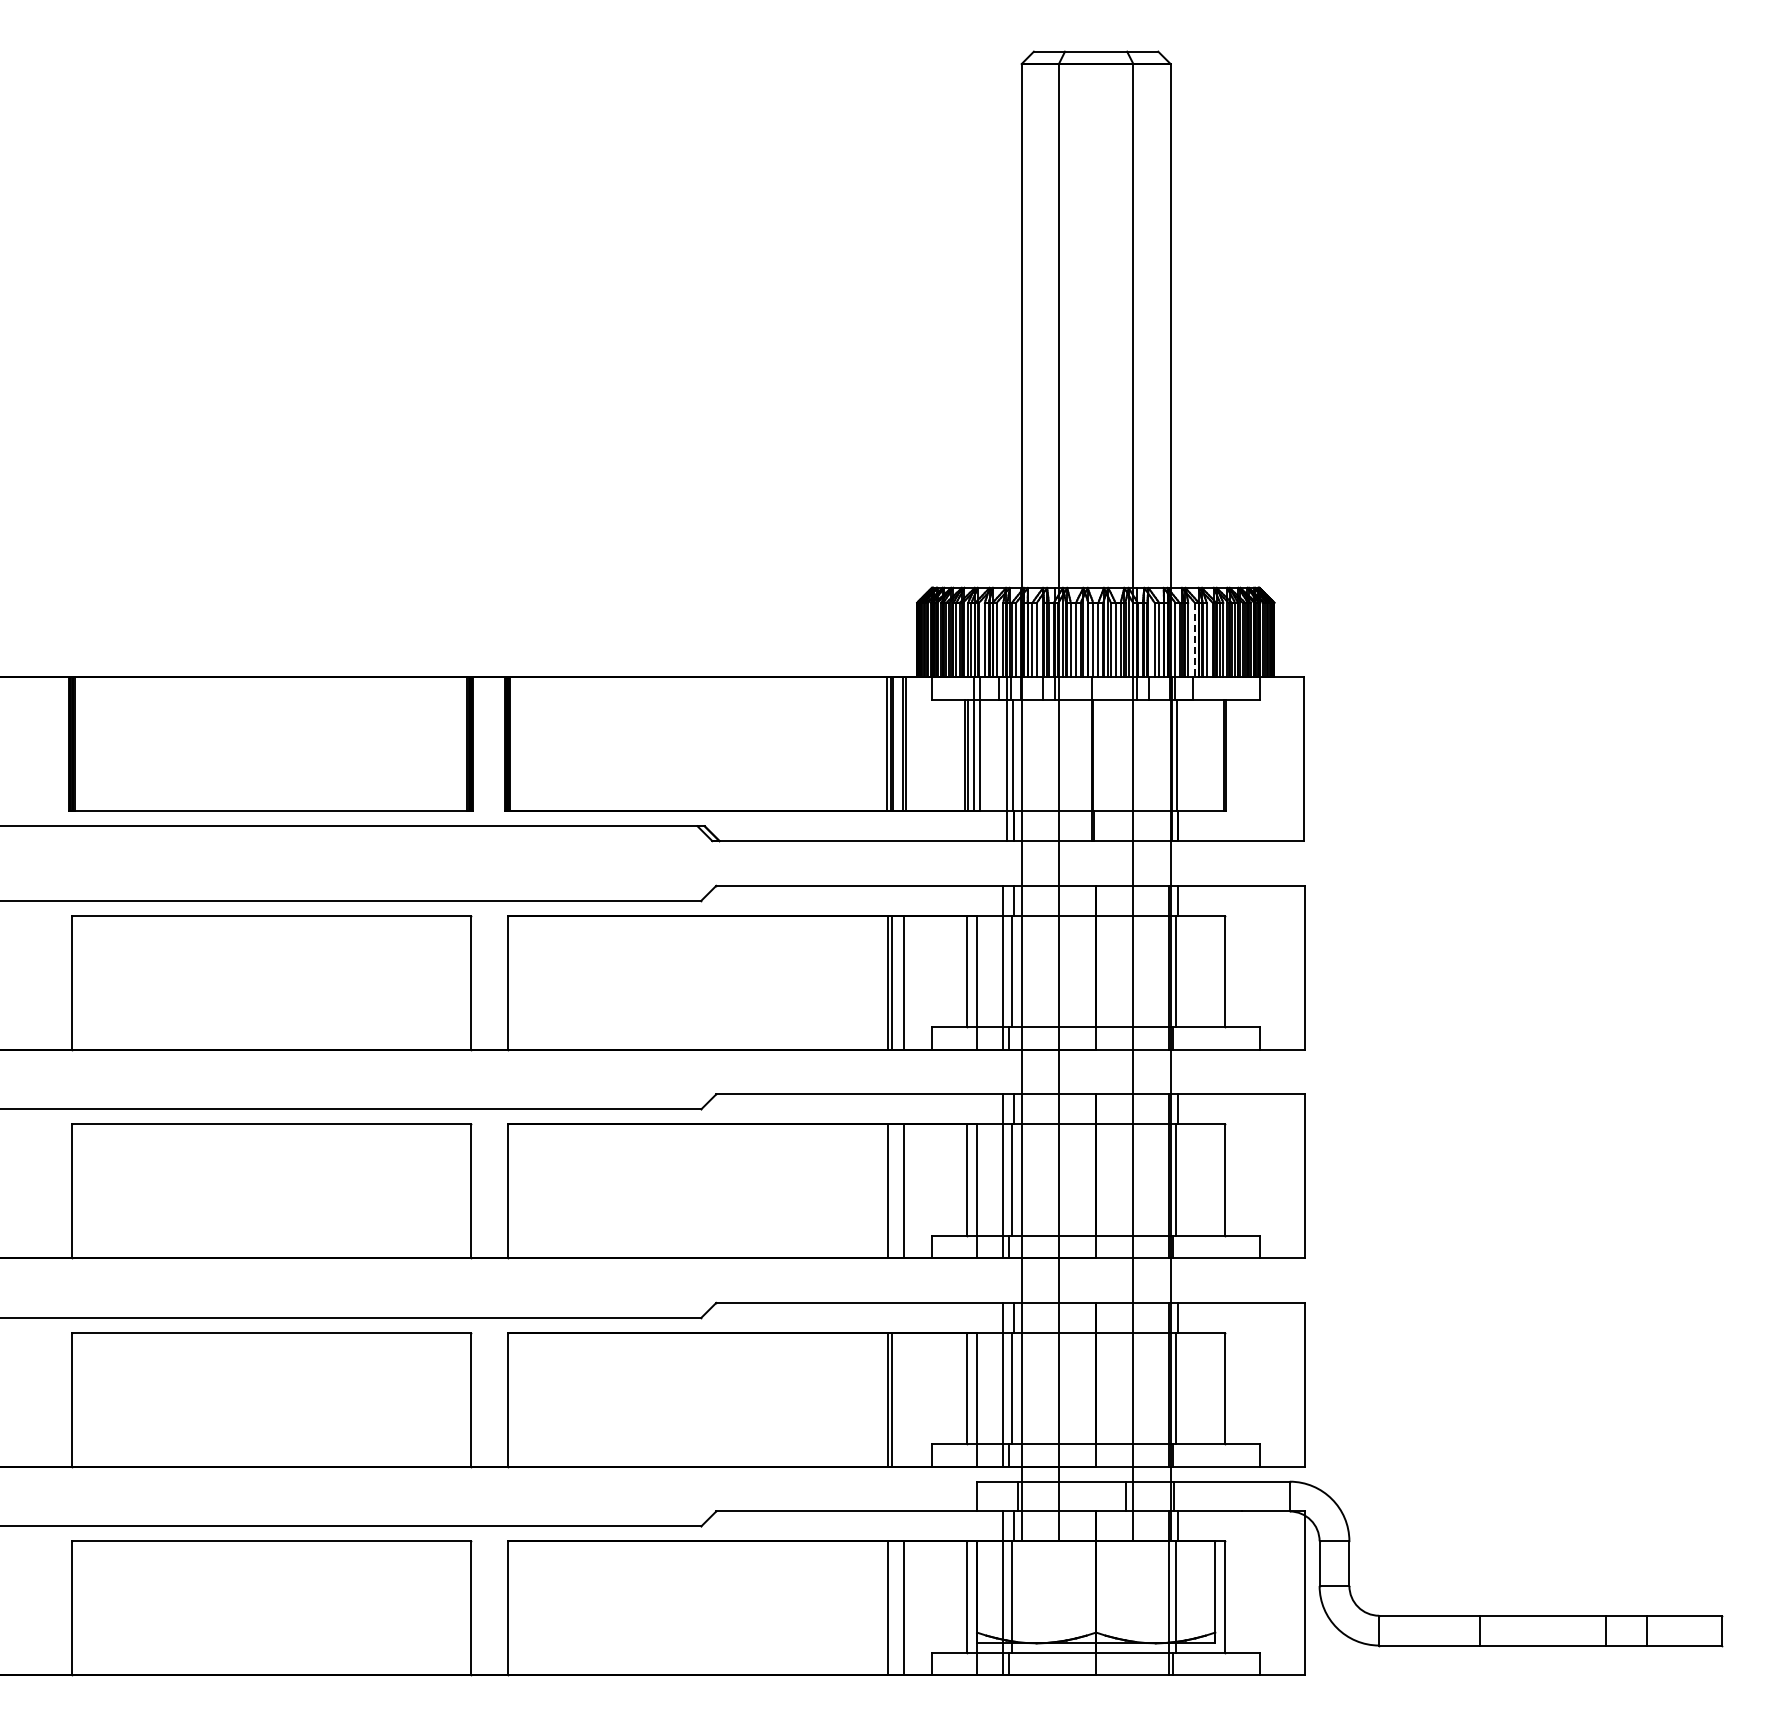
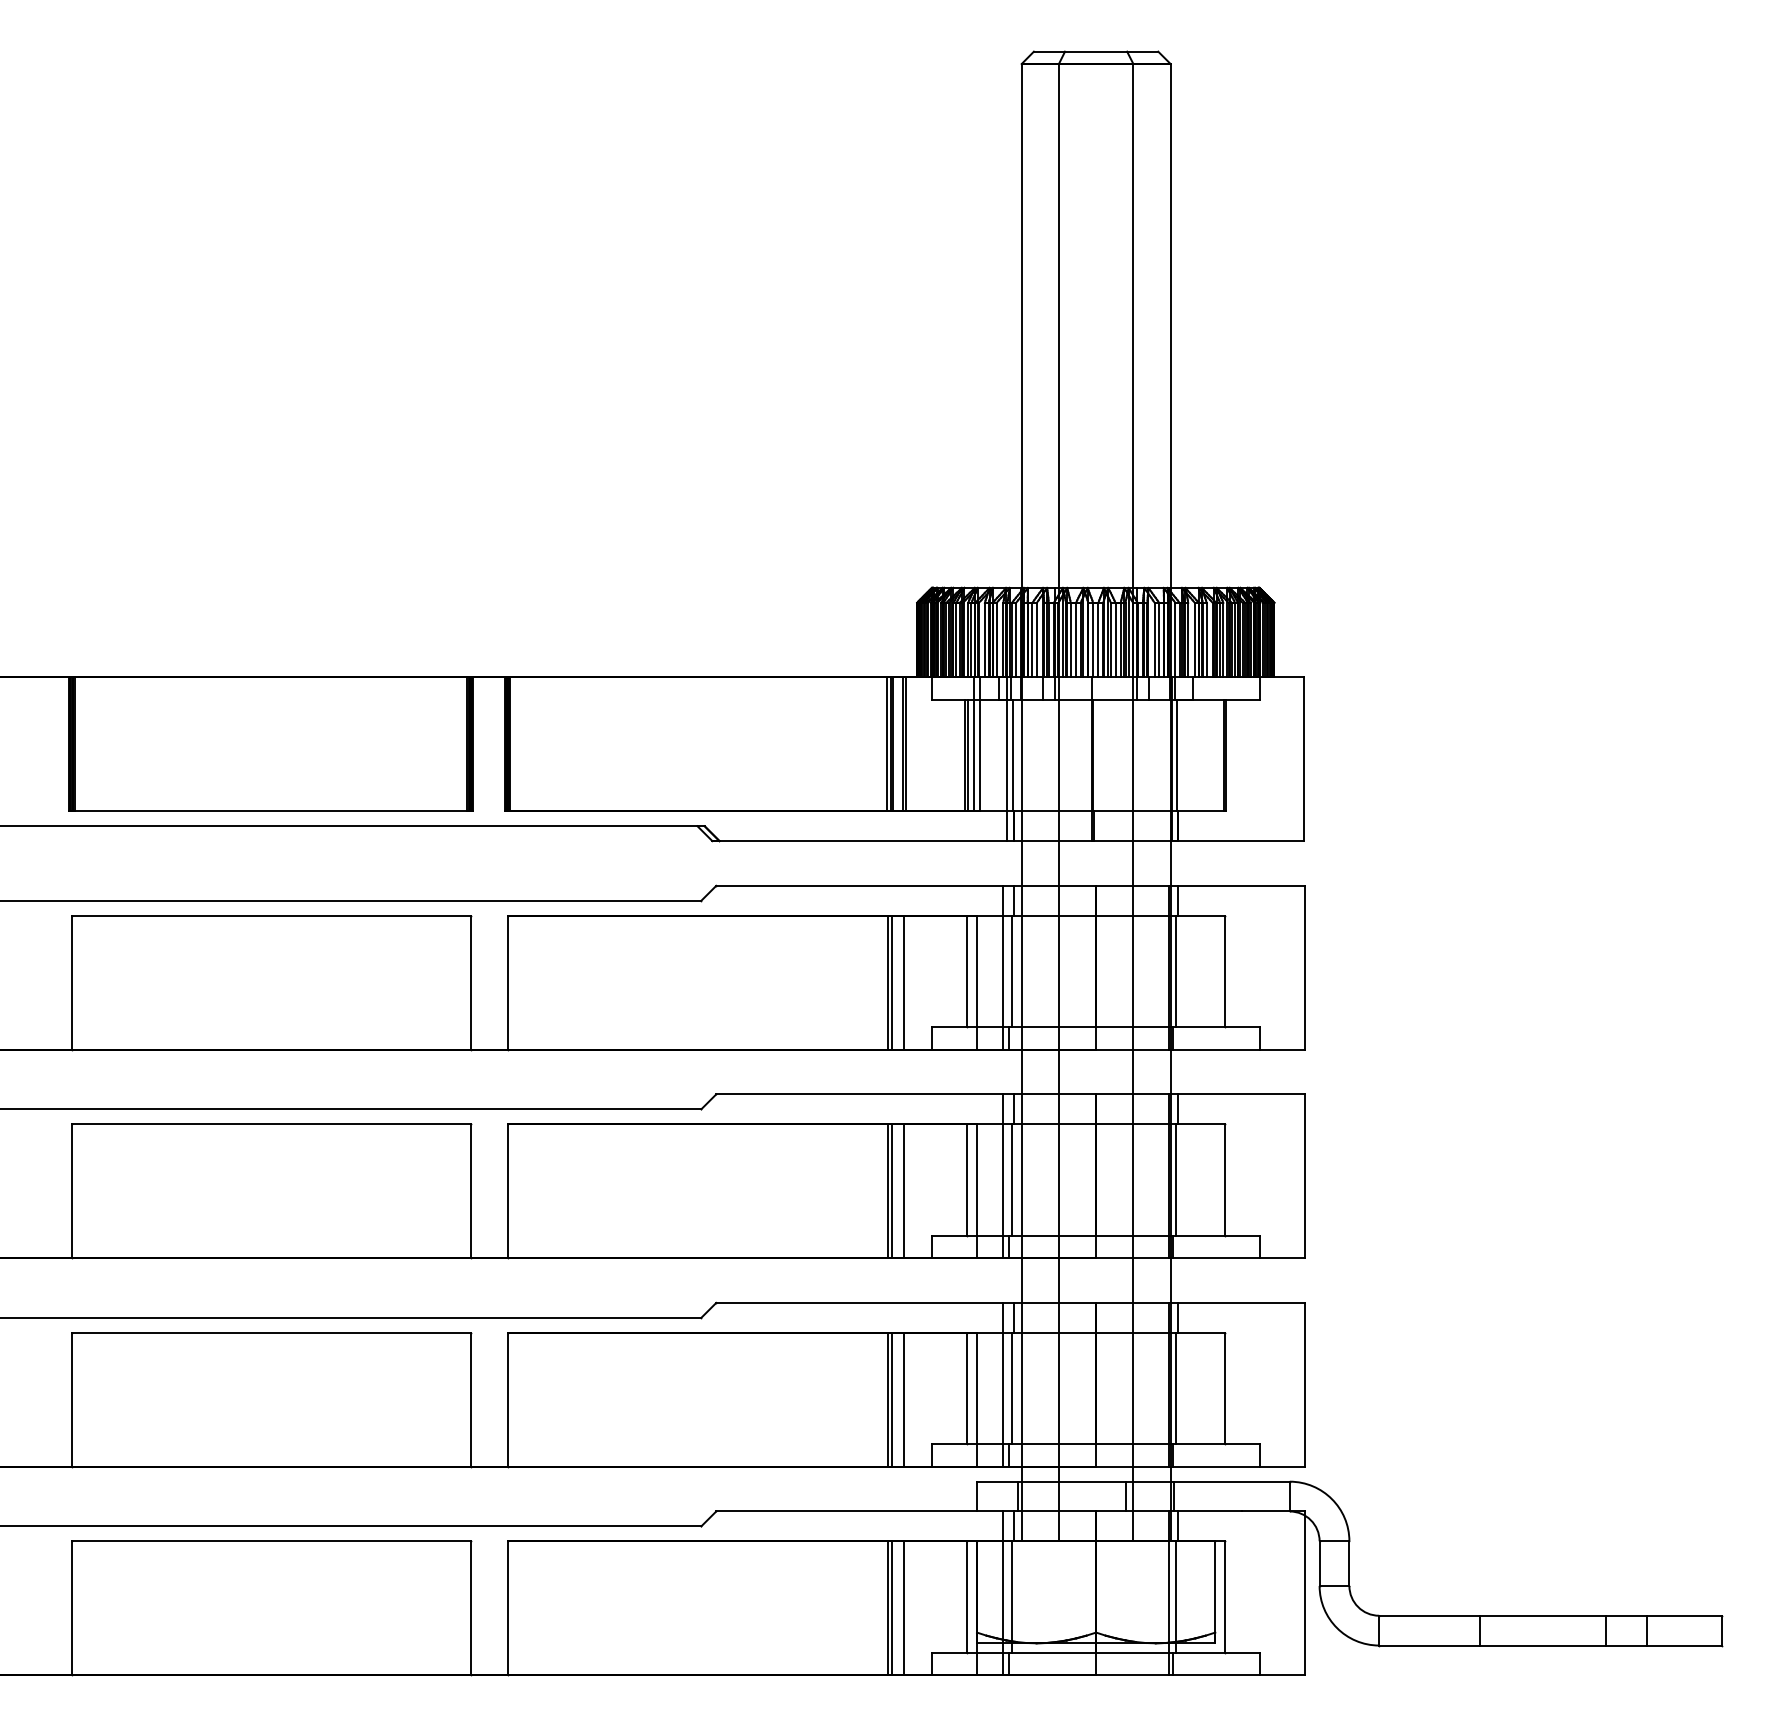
line: dashed -> solid (1194, 640)
line: none -> present (892, 1191)
line: none -> present (904, 1399)
line: none -> present (892, 1608)
